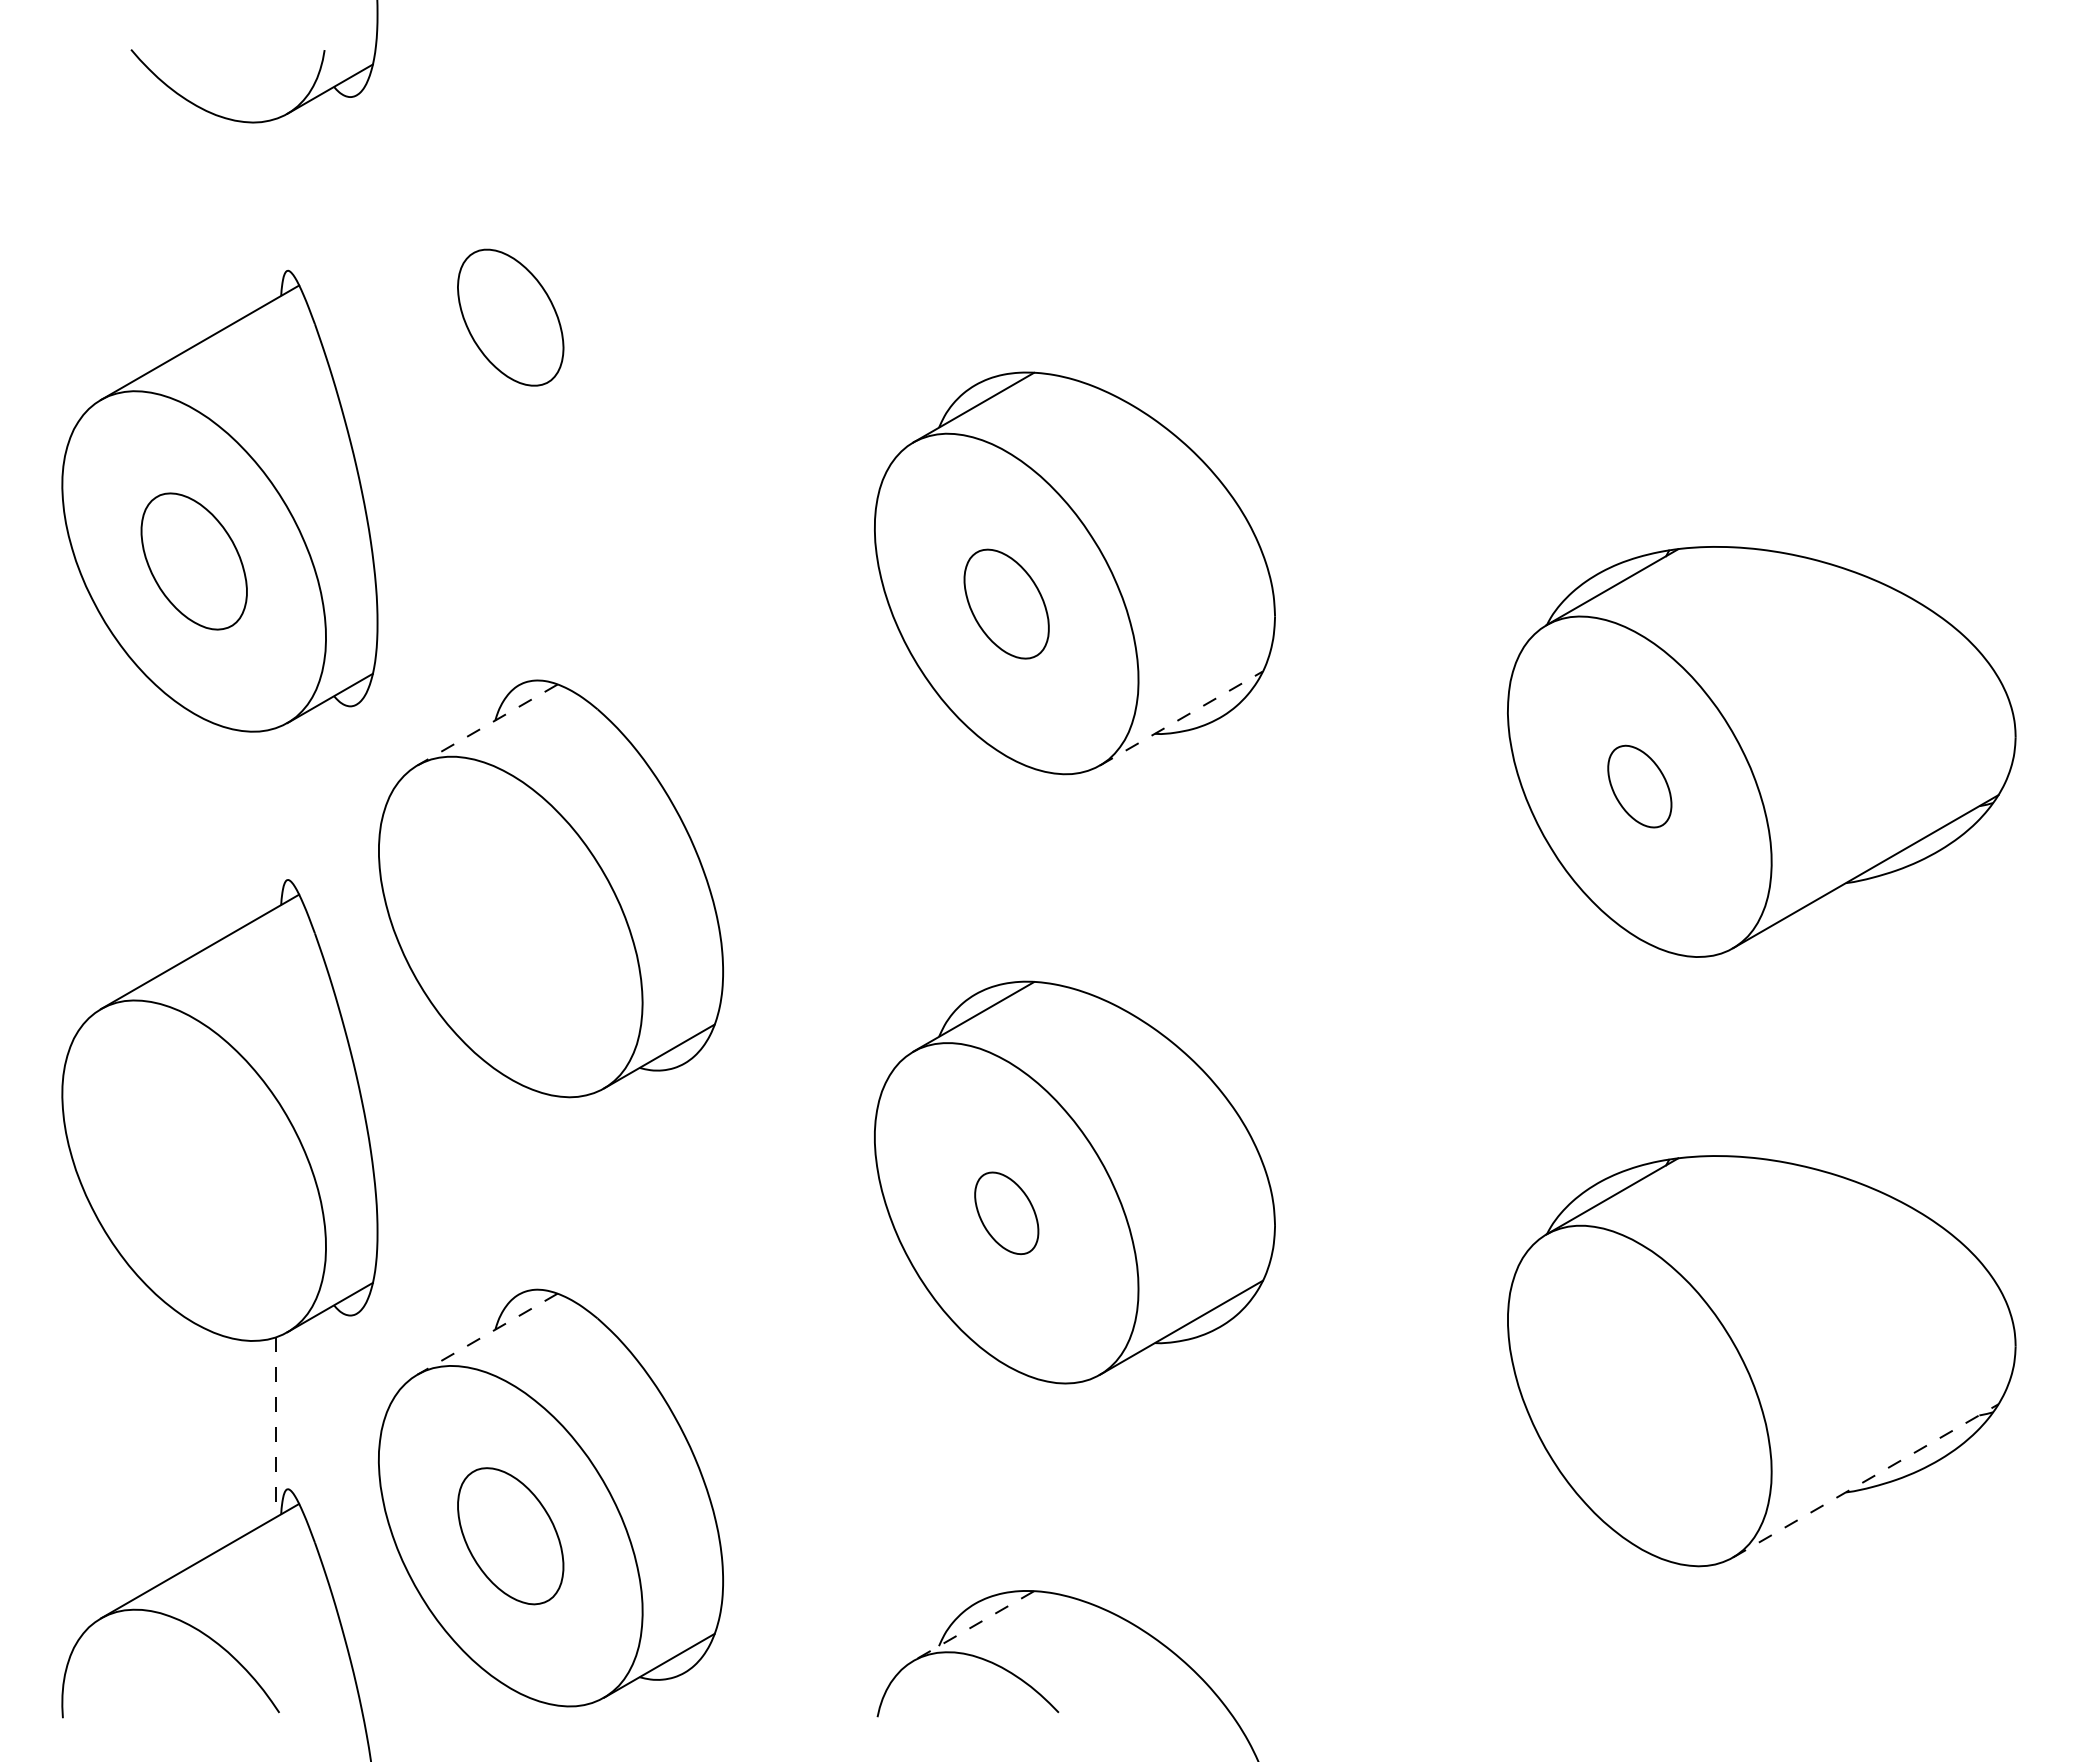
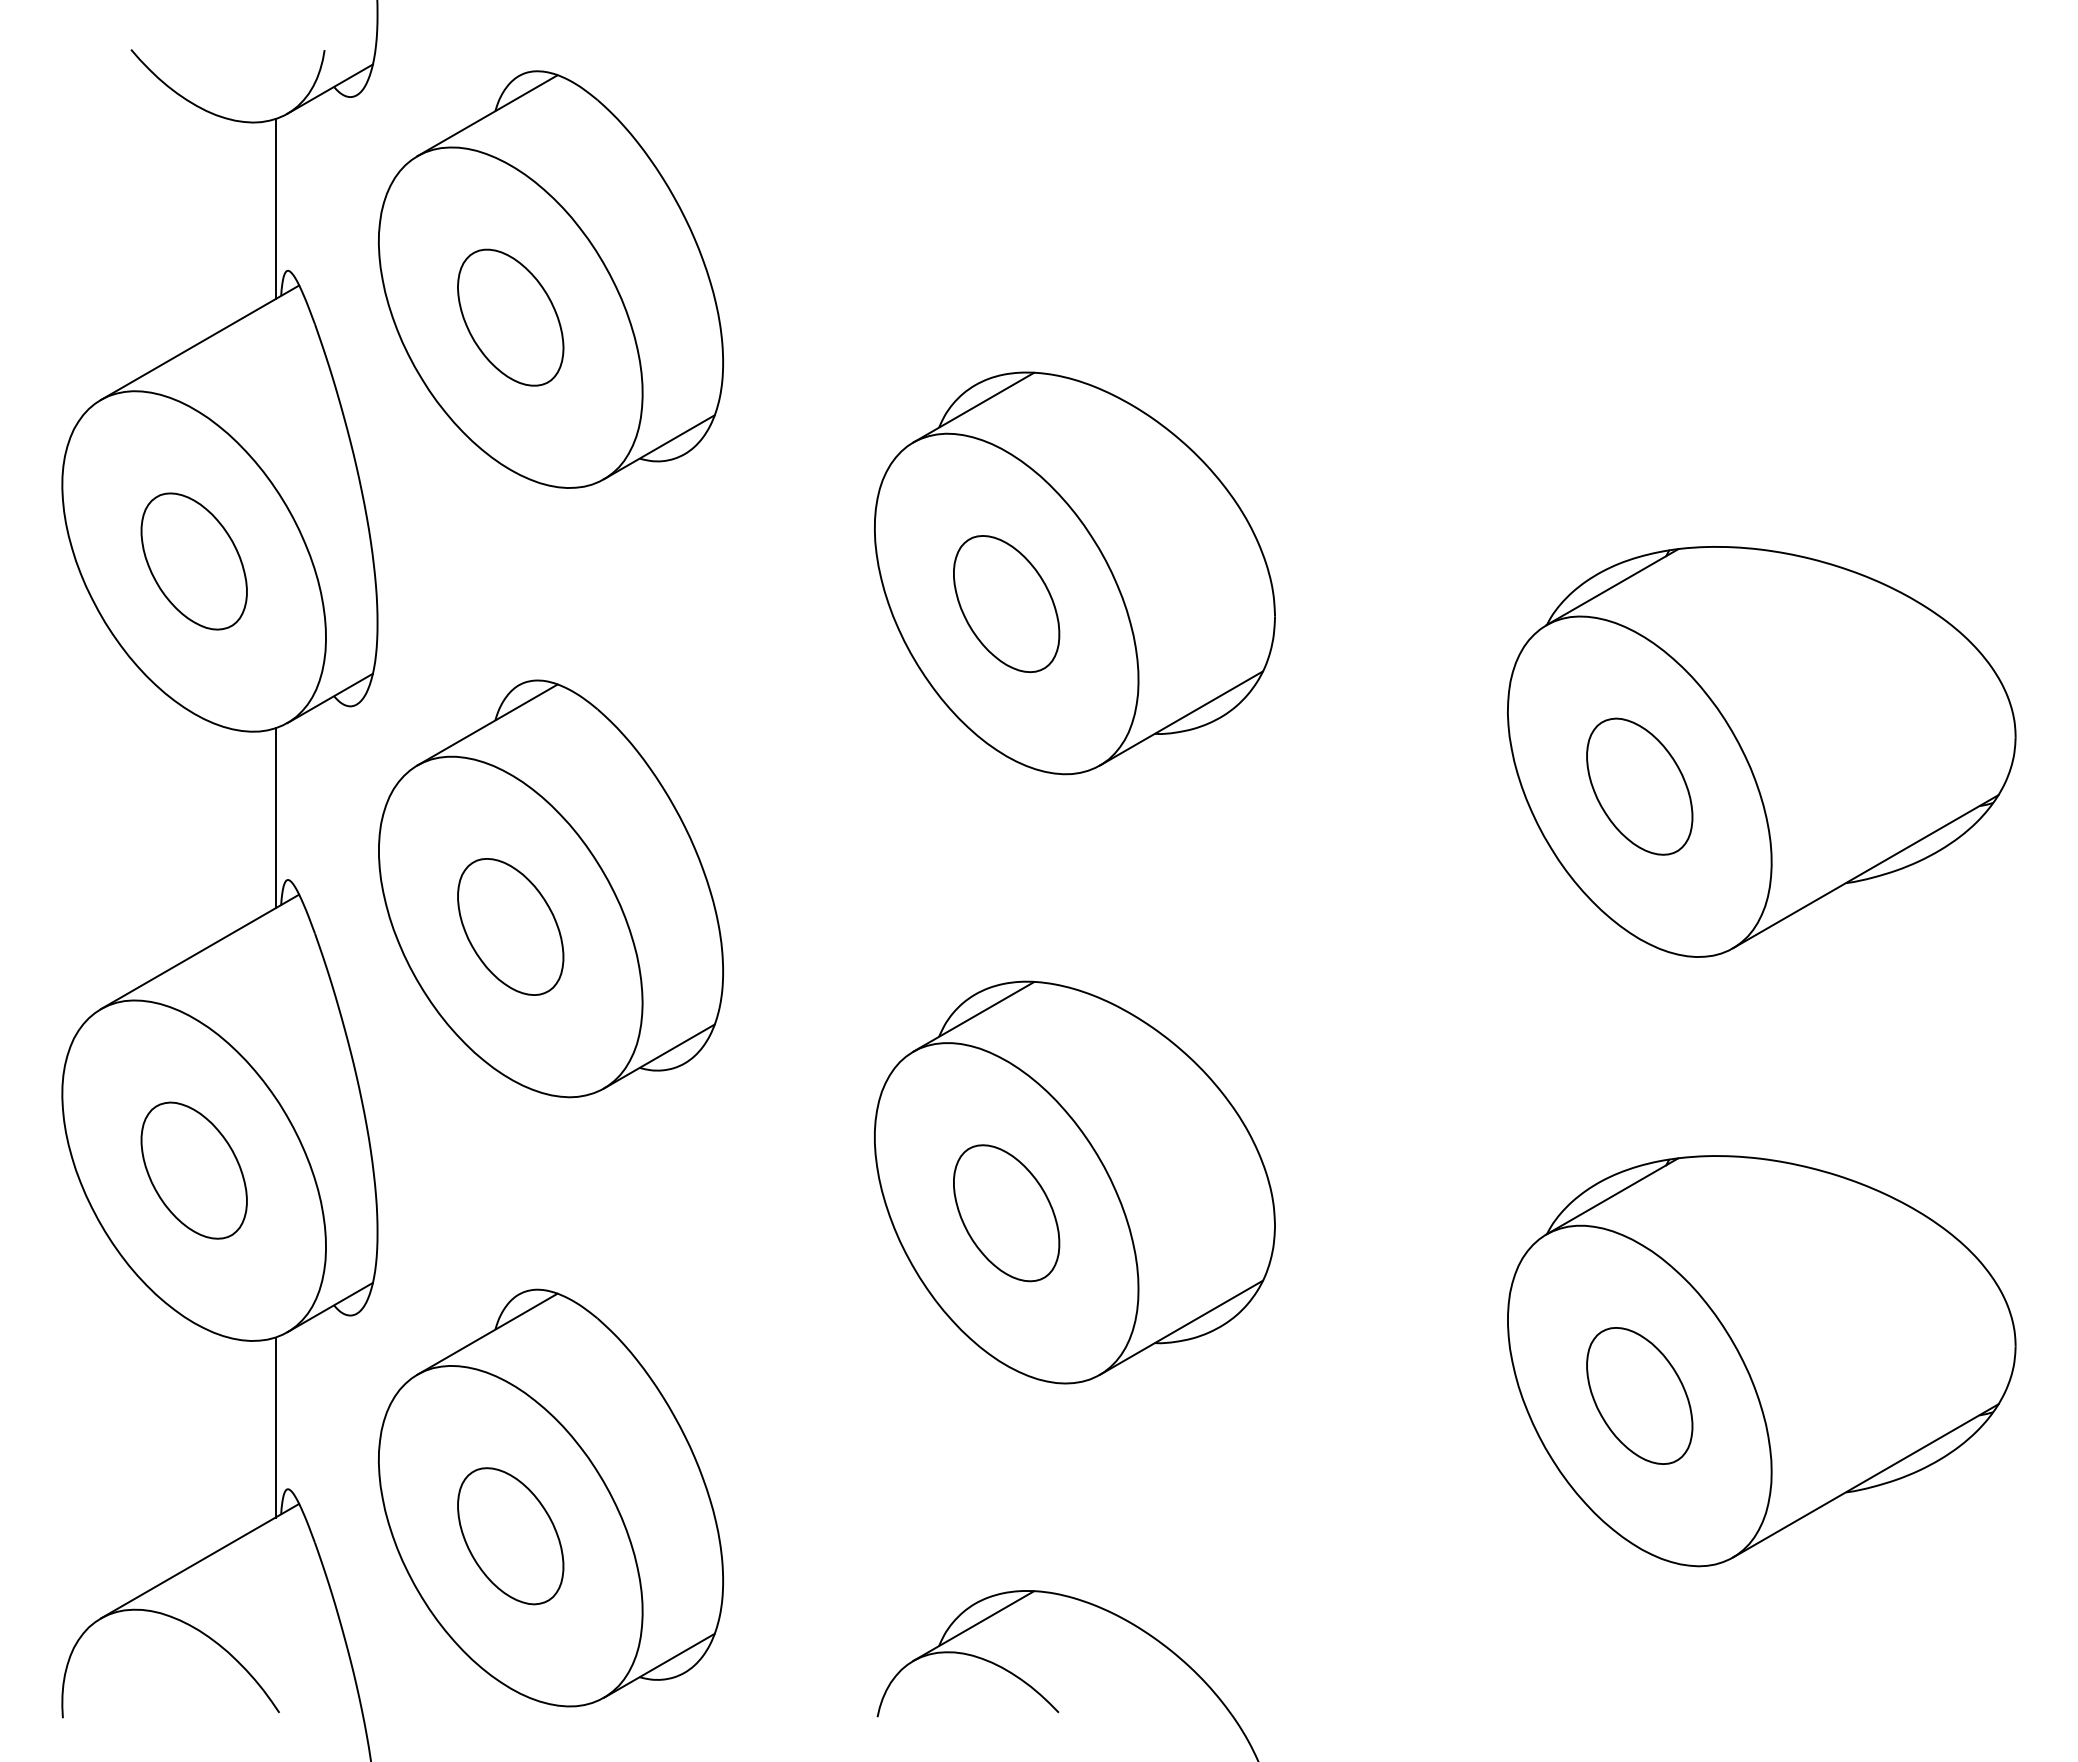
line: none -> present (275, 209)
part: none -> present (550, 279)
part size: 87x112 px -> 108x139 px (1006, 604)
line: dashed -> solid (1181, 718)
line: dashed -> solid (487, 725)
part size: 66x85 px -> 108x139 px (1639, 786)
line: none -> present (275, 818)
part: none -> present (510, 926)
part: none -> present (193, 1170)
part size: 66x84 px -> 108x139 px (1006, 1213)
line: dashed -> solid (487, 1334)
part: none -> present (1639, 1395)
line: dashed -> solid (275, 1427)
line: dashed -> solid (1866, 1480)
line: dashed -> solid (973, 1626)
